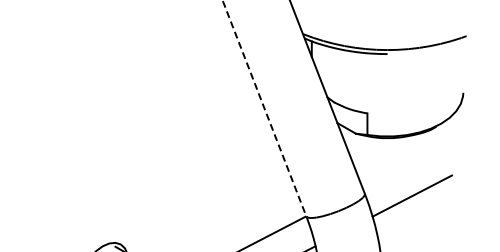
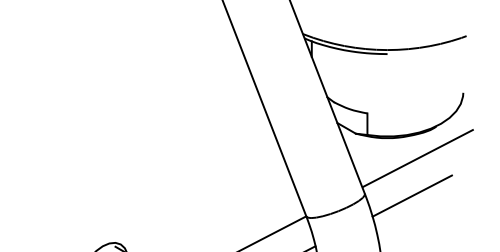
line: dashed -> solid (264, 108)
line: none -> present (417, 158)
